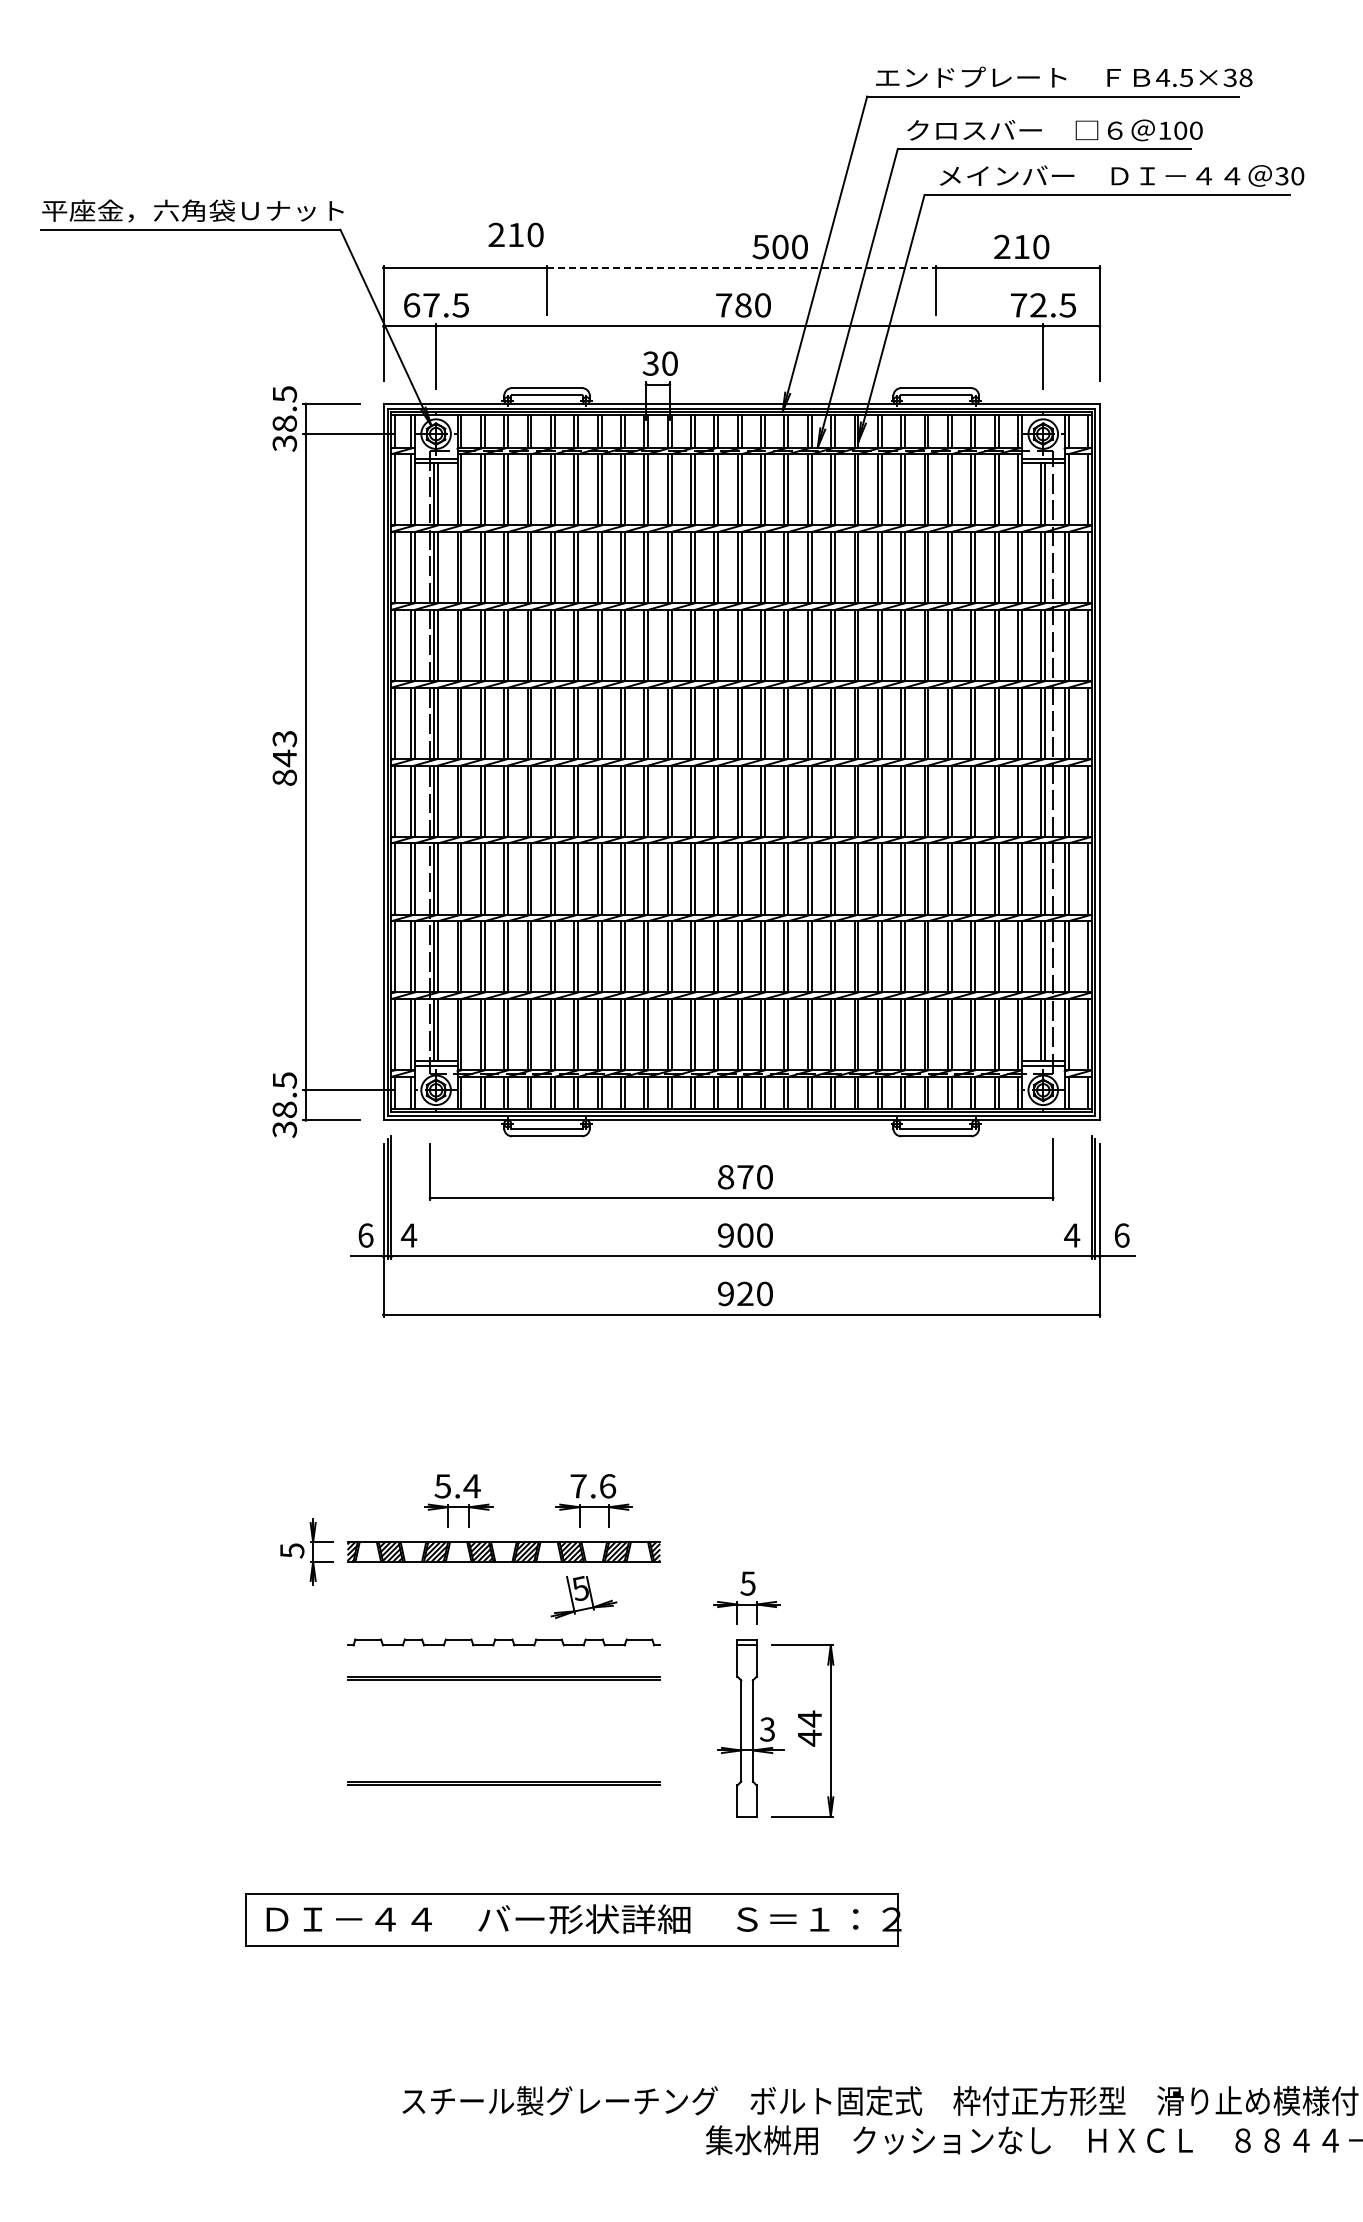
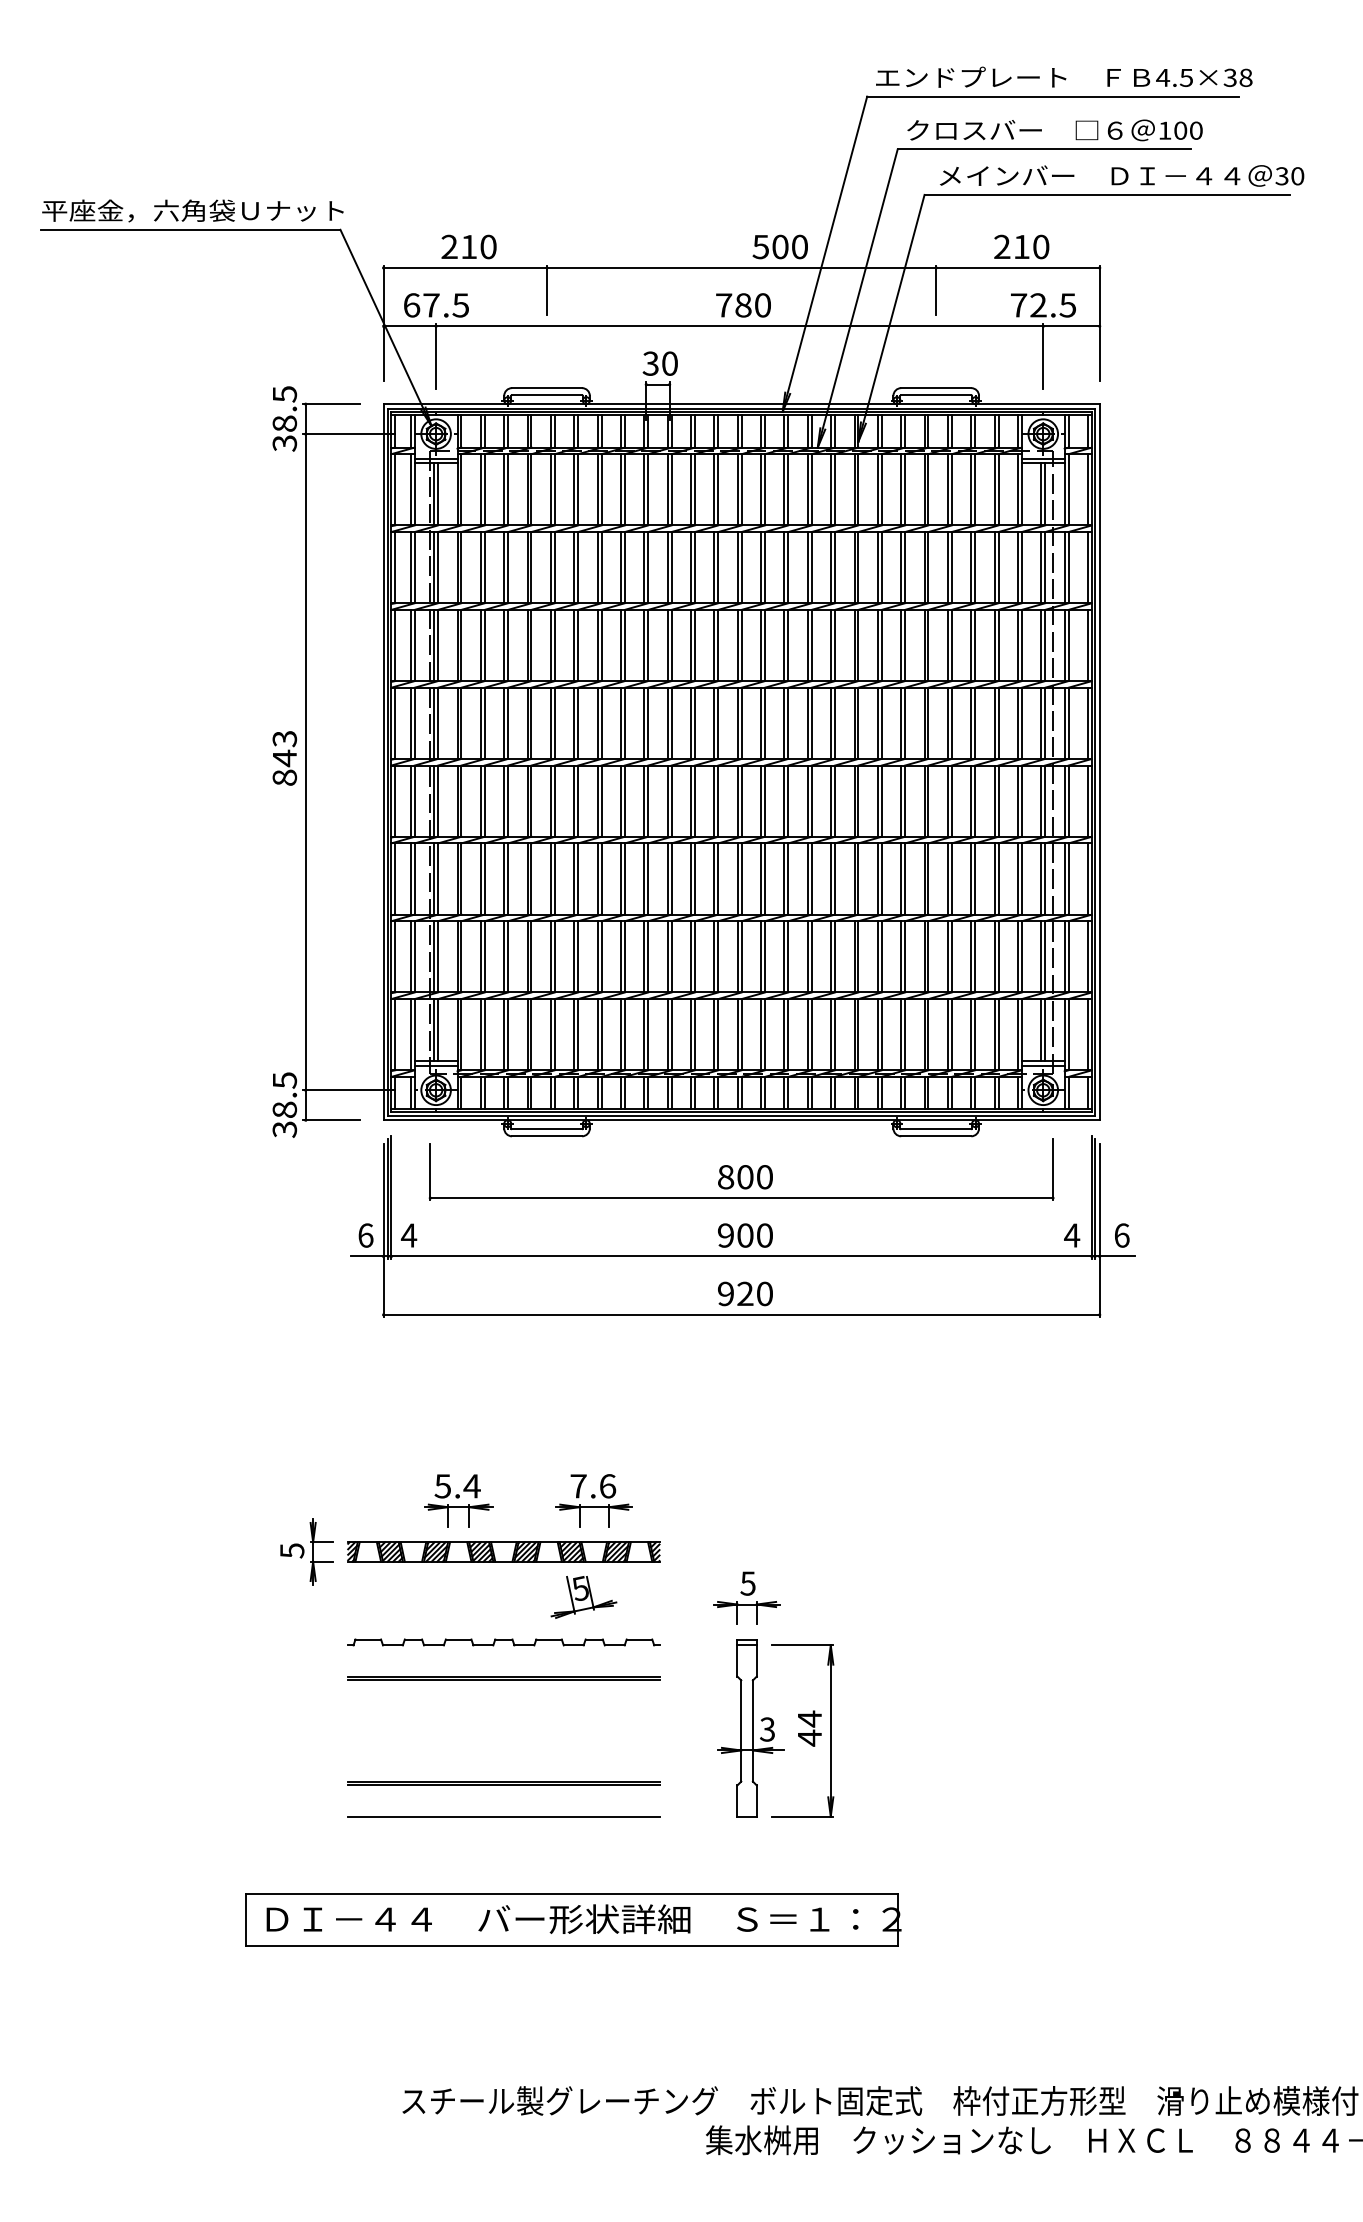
text position: (515, 234) -> (468, 246) (468, 246)
line: dashed -> solid (741, 267)
text: 870 -> 800 (745, 1177)
line: none -> present (503, 1816)
